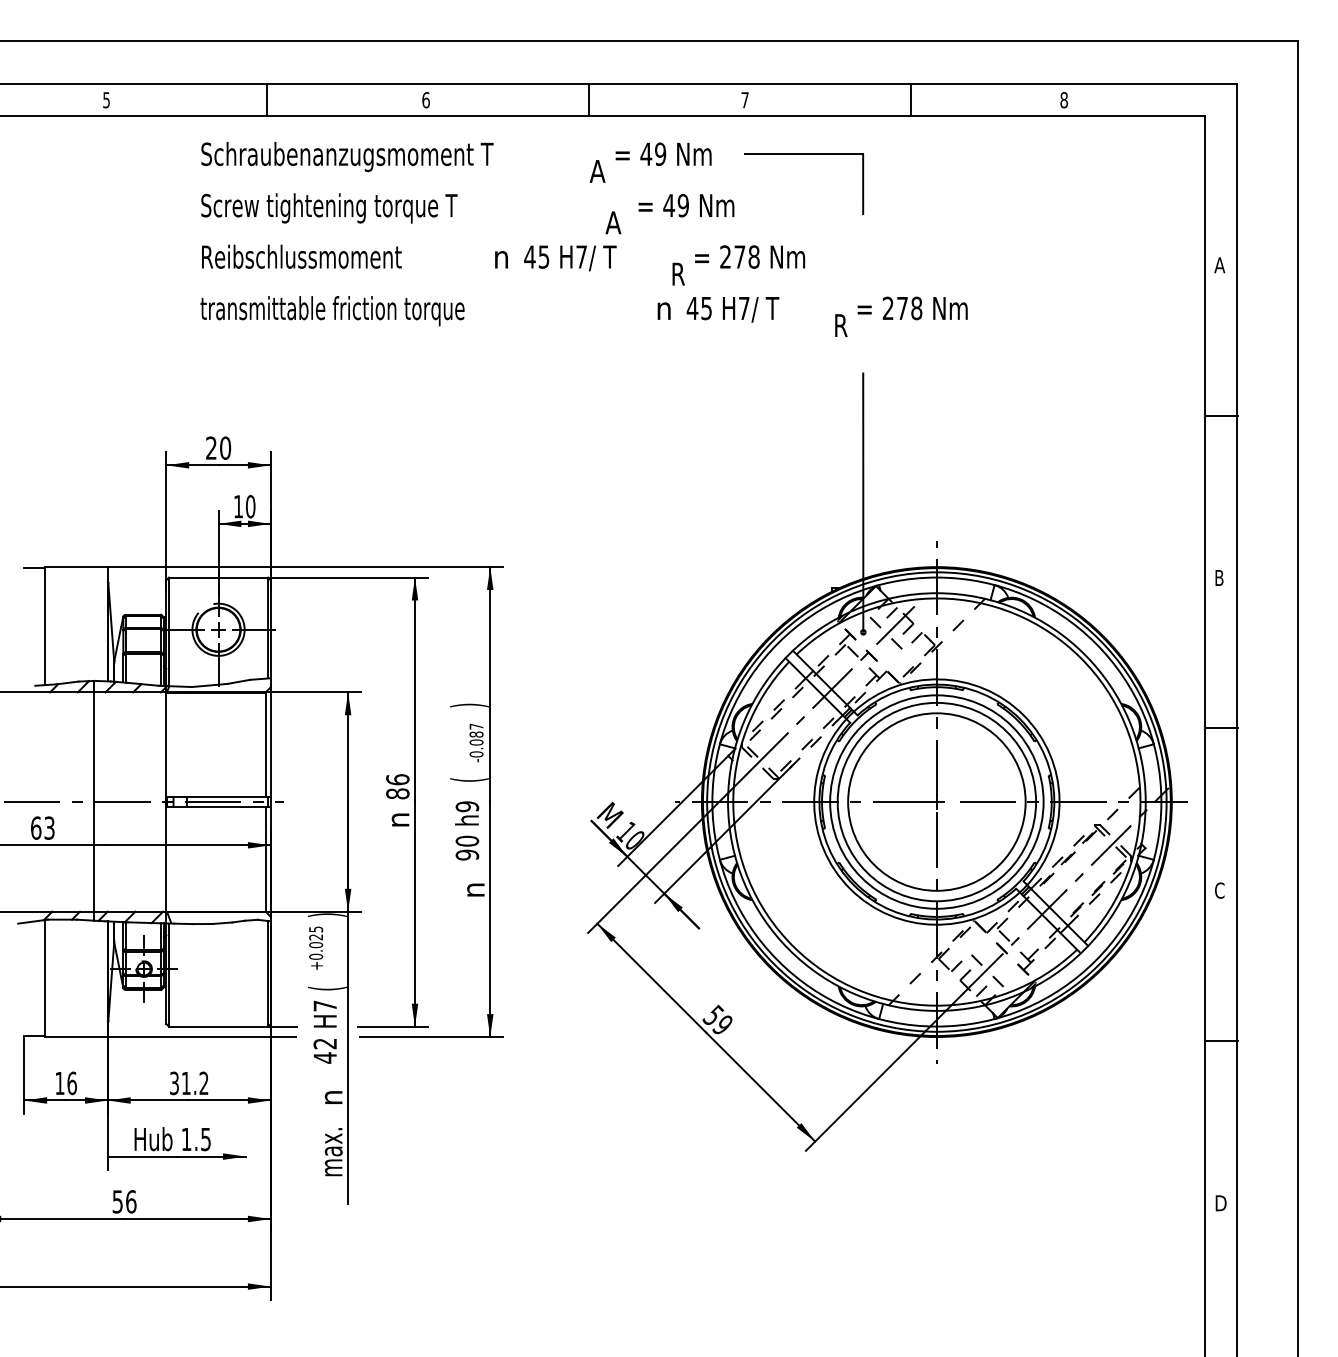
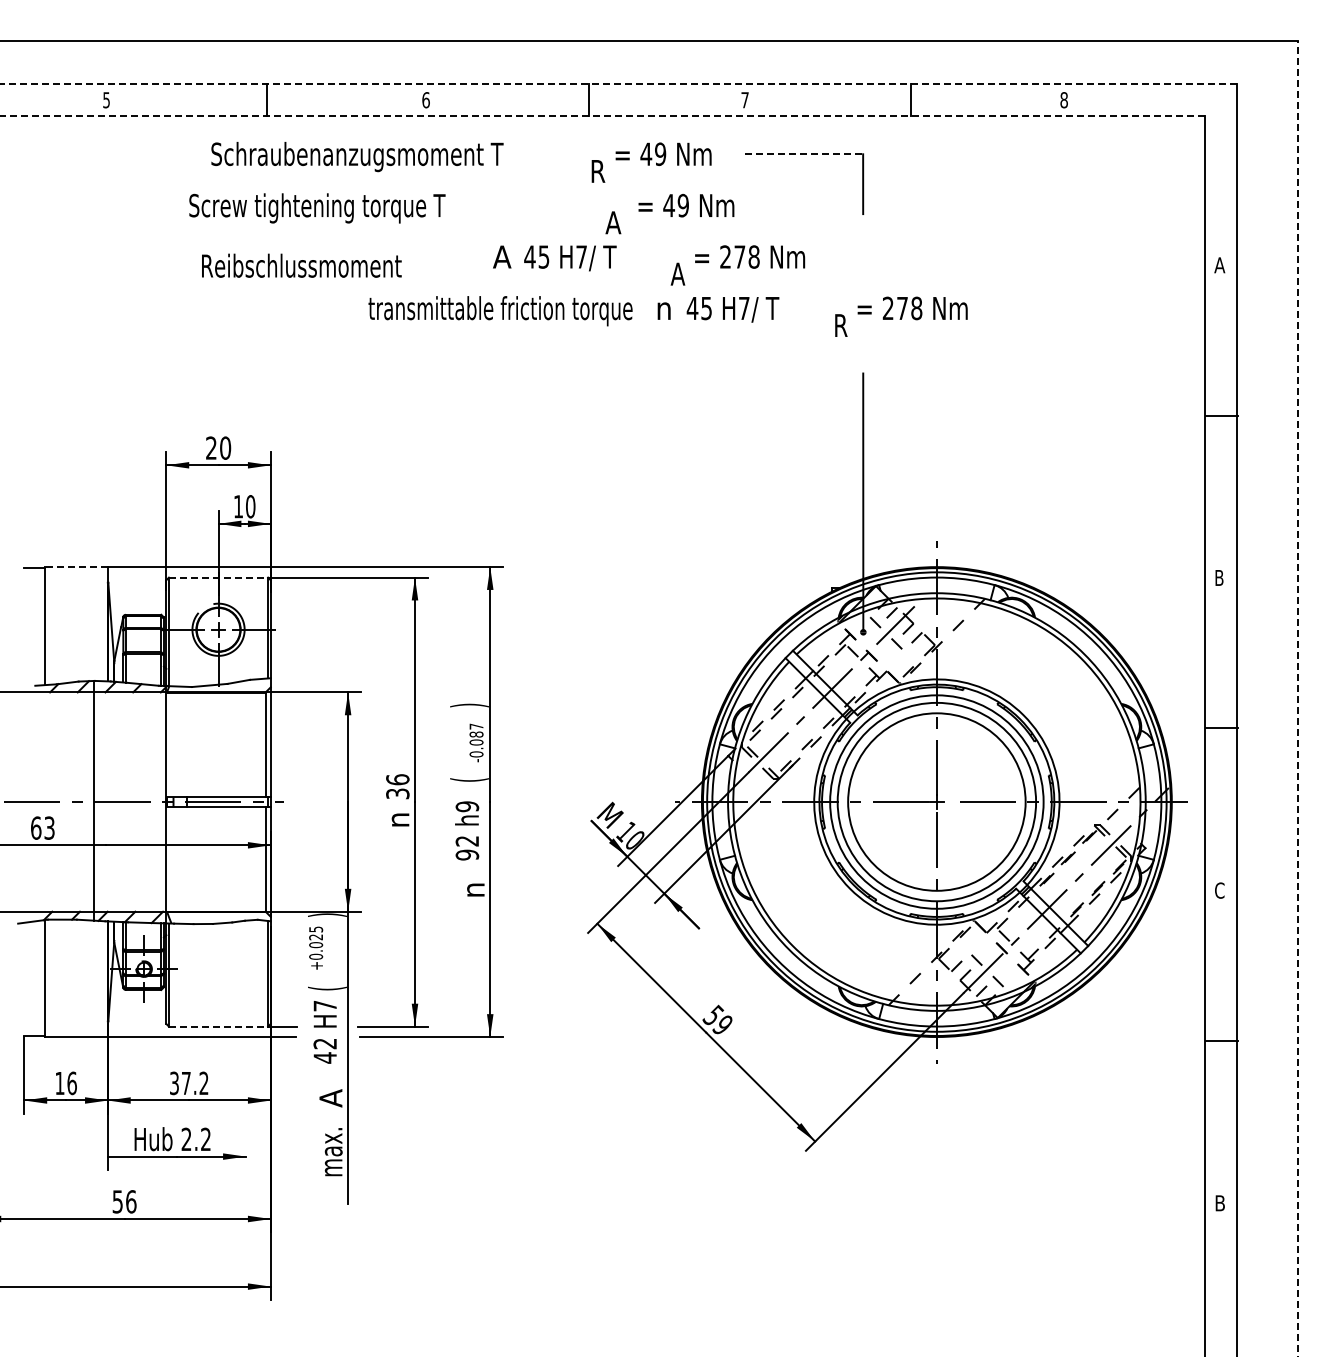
line: solid -> dashed (618, 83)
line: solid -> dashed (602, 115)
line: solid -> dashed (804, 154)
text position: (347, 157) -> (357, 157) (357, 157)
text: A -> R (597, 171)
text position: (329, 208) -> (317, 208) (317, 208)
text position: (301, 256) -> (301, 265) (301, 265)
text: n -> A (502, 256)
text: R -> A (677, 273)
text position: (332, 311) -> (500, 311) (500, 311)
line: solid -> dashed (76, 567)
line: solid -> dashed (218, 577)
line: solid -> dashed (1297, 698)
text: 86 -> 36 (397, 793)
text: 90 -> 92 (467, 840)
line: solid -> dashed (218, 1026)
text: 31.2 -> 37.2 (186, 1083)
text: n -> A (330, 1098)
text: 1.5 -> 2.2 (195, 1139)
text: D -> B (1221, 1203)
